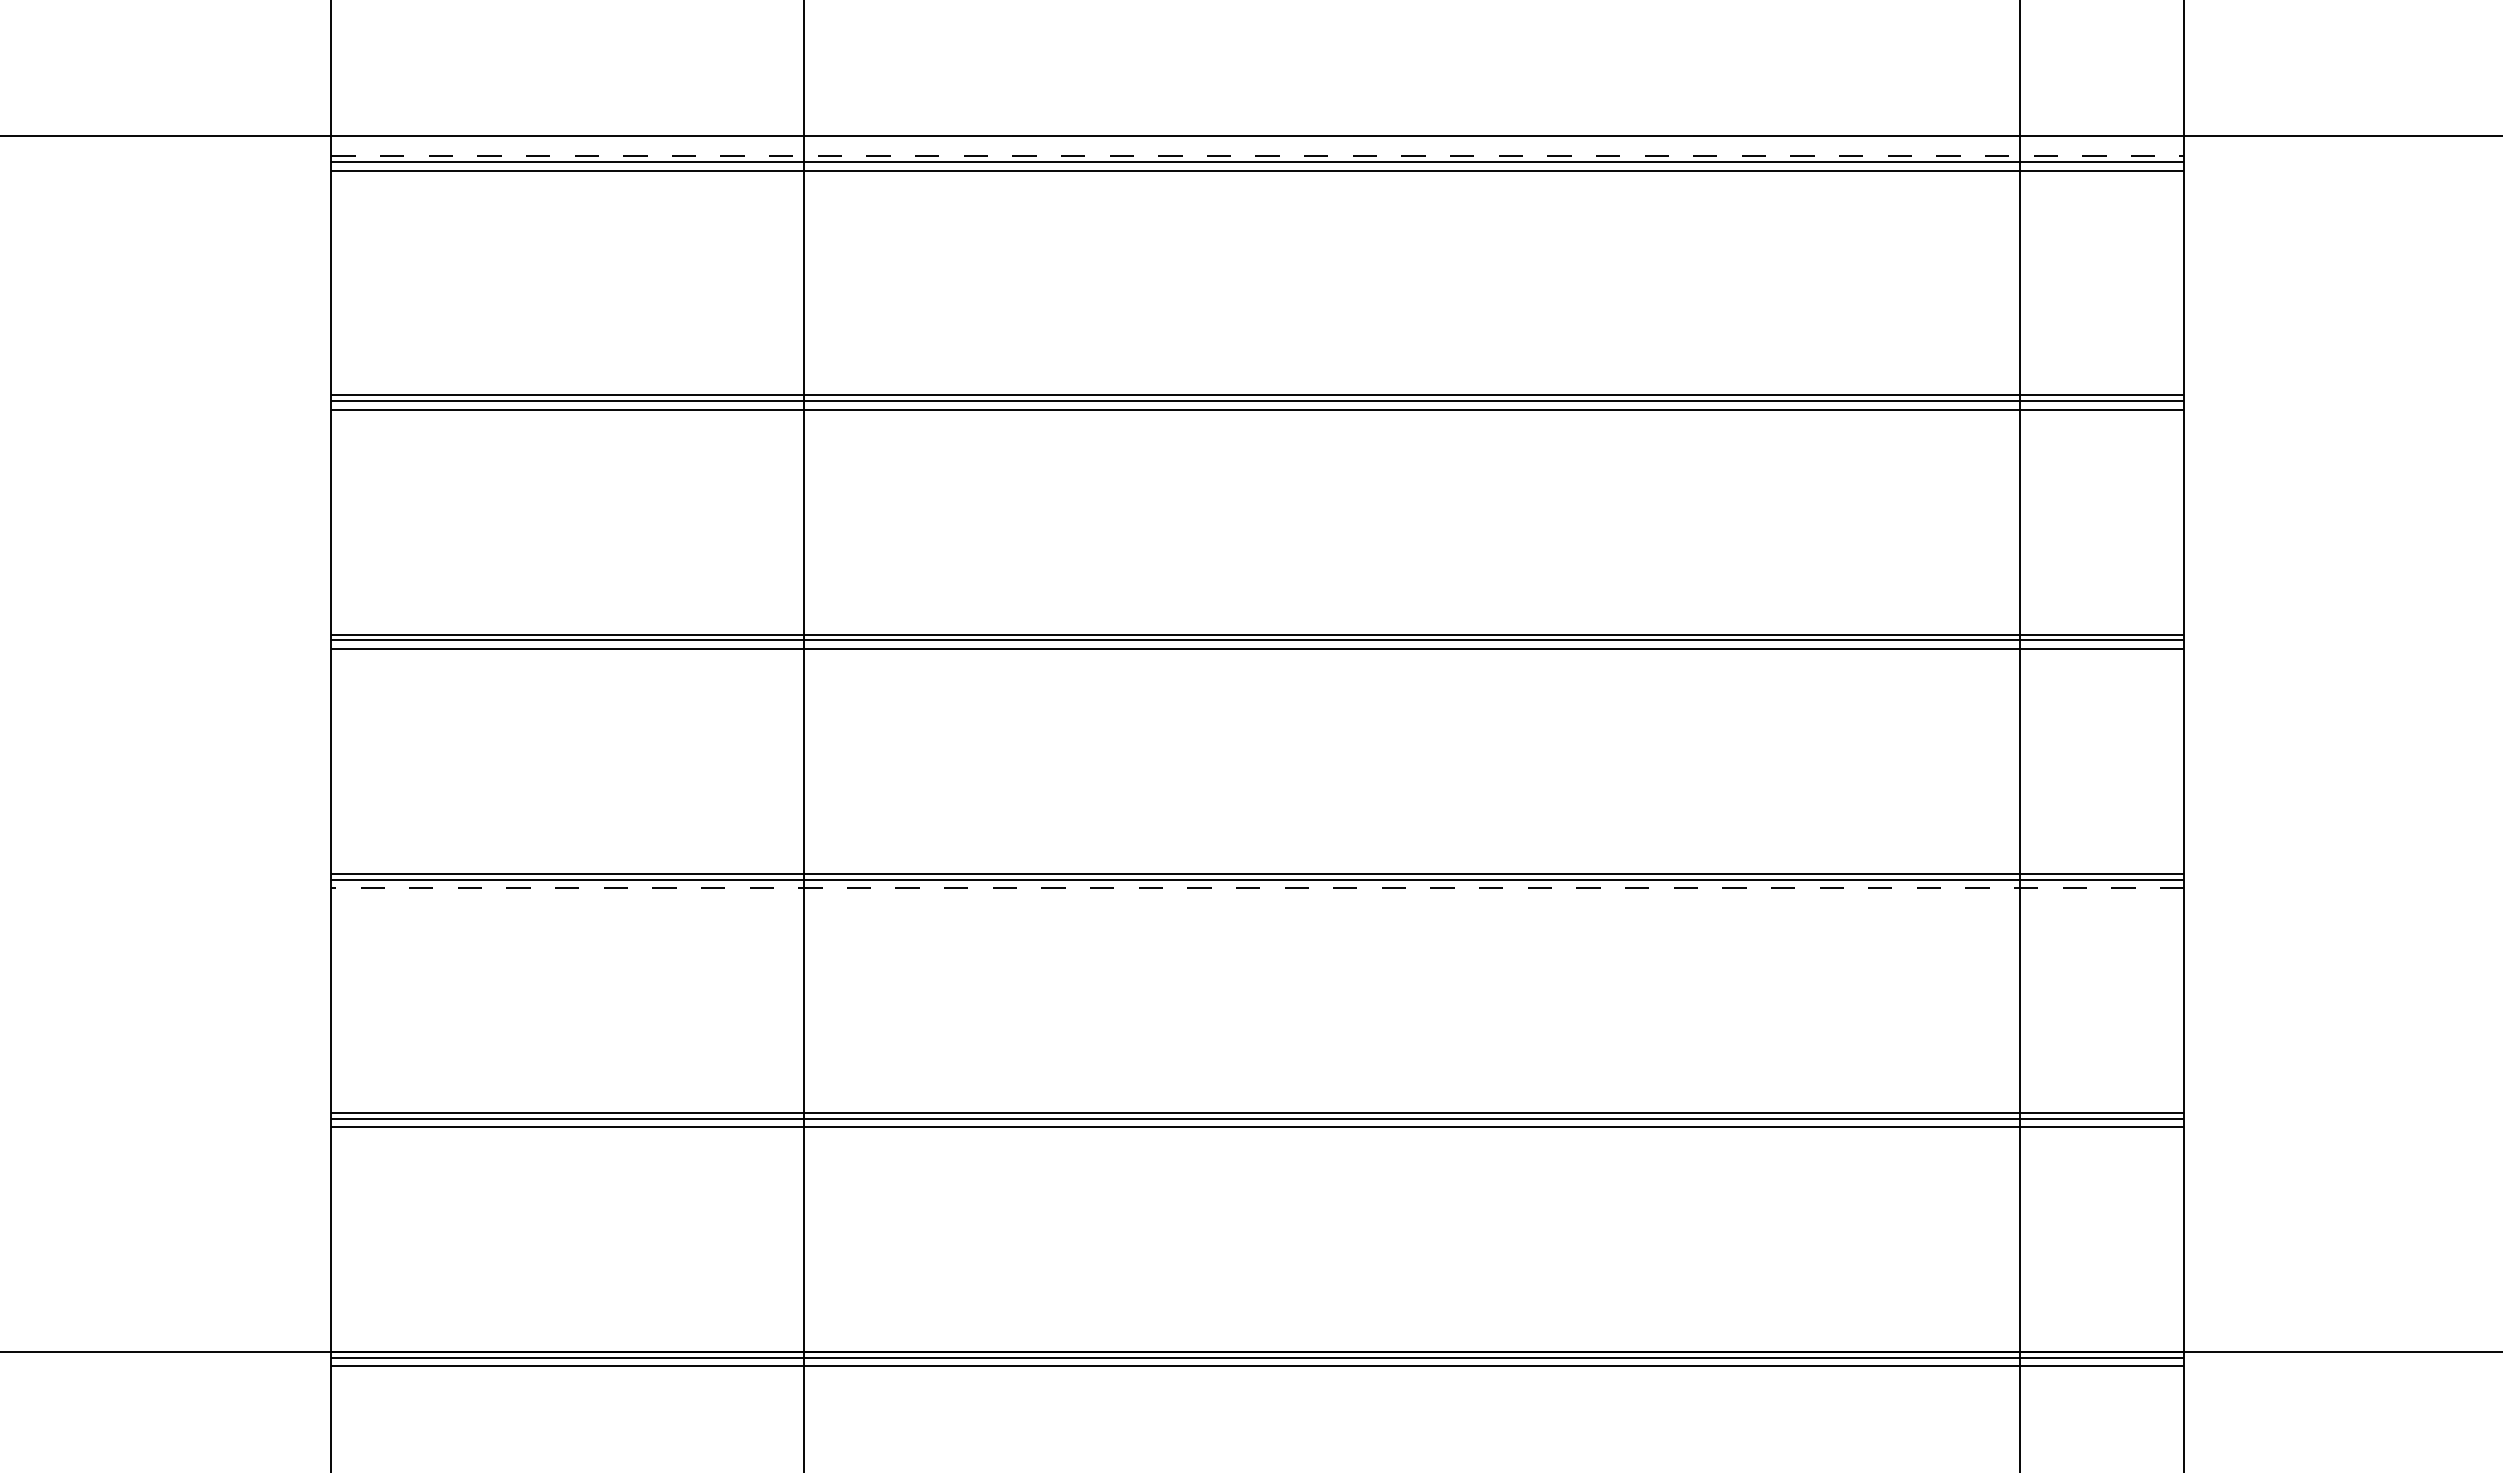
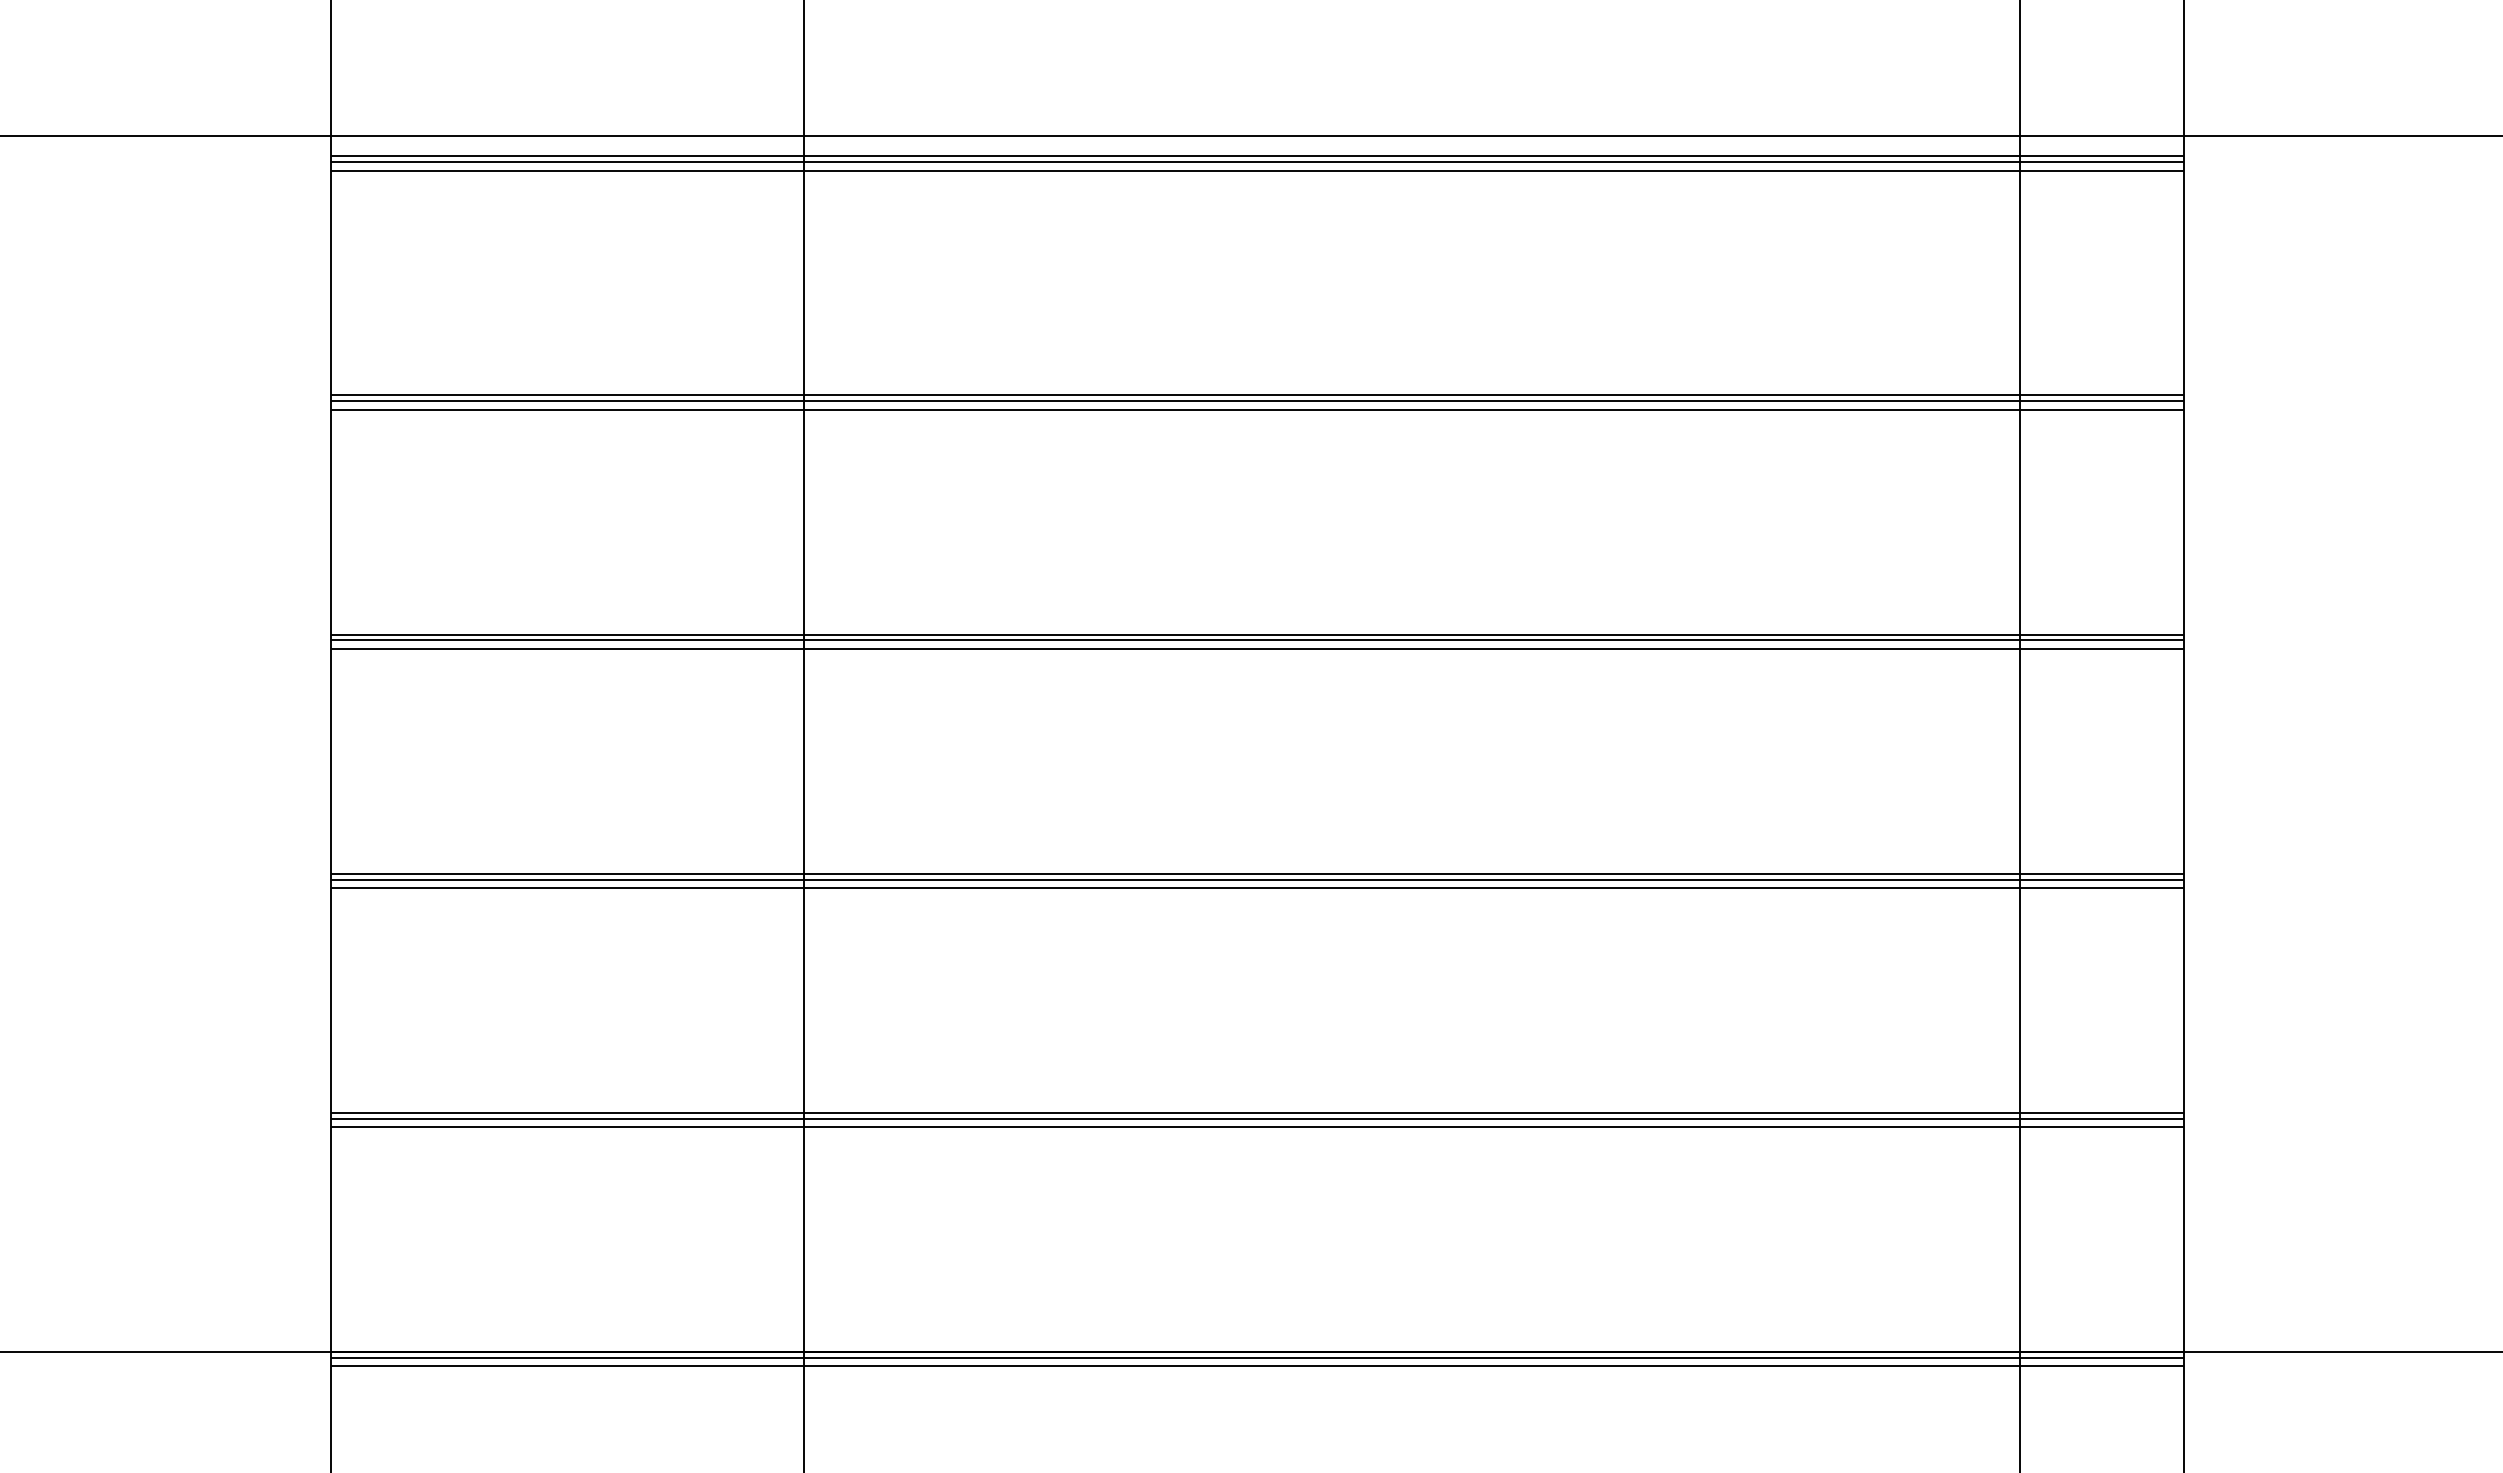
line: dashed -> solid (1258, 156)
line: dashed -> solid (1257, 887)
